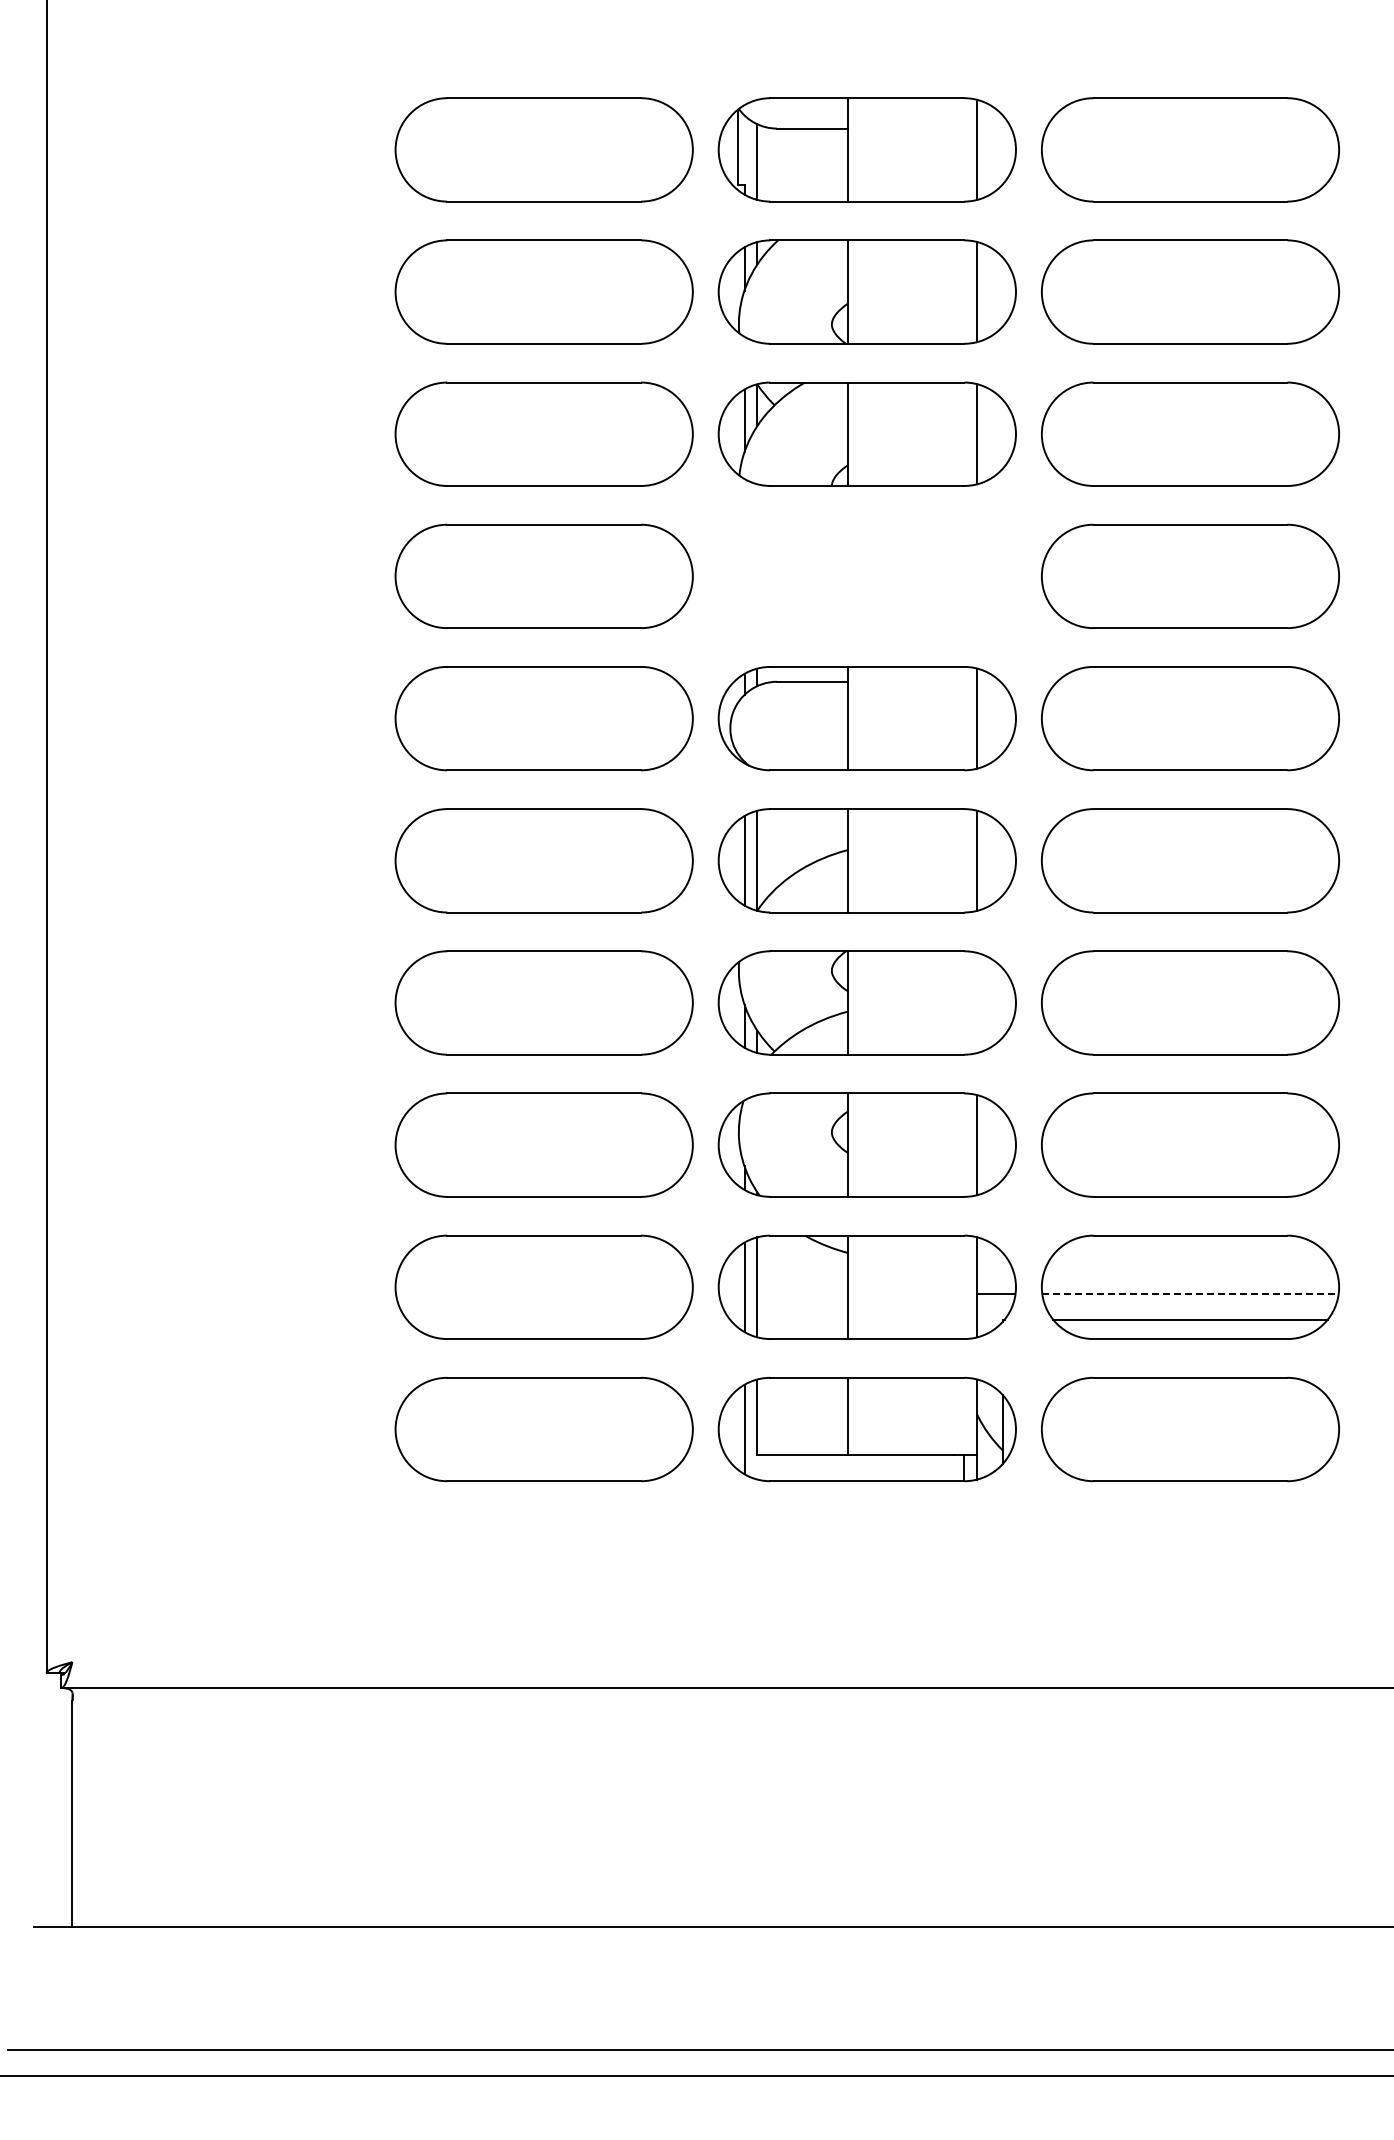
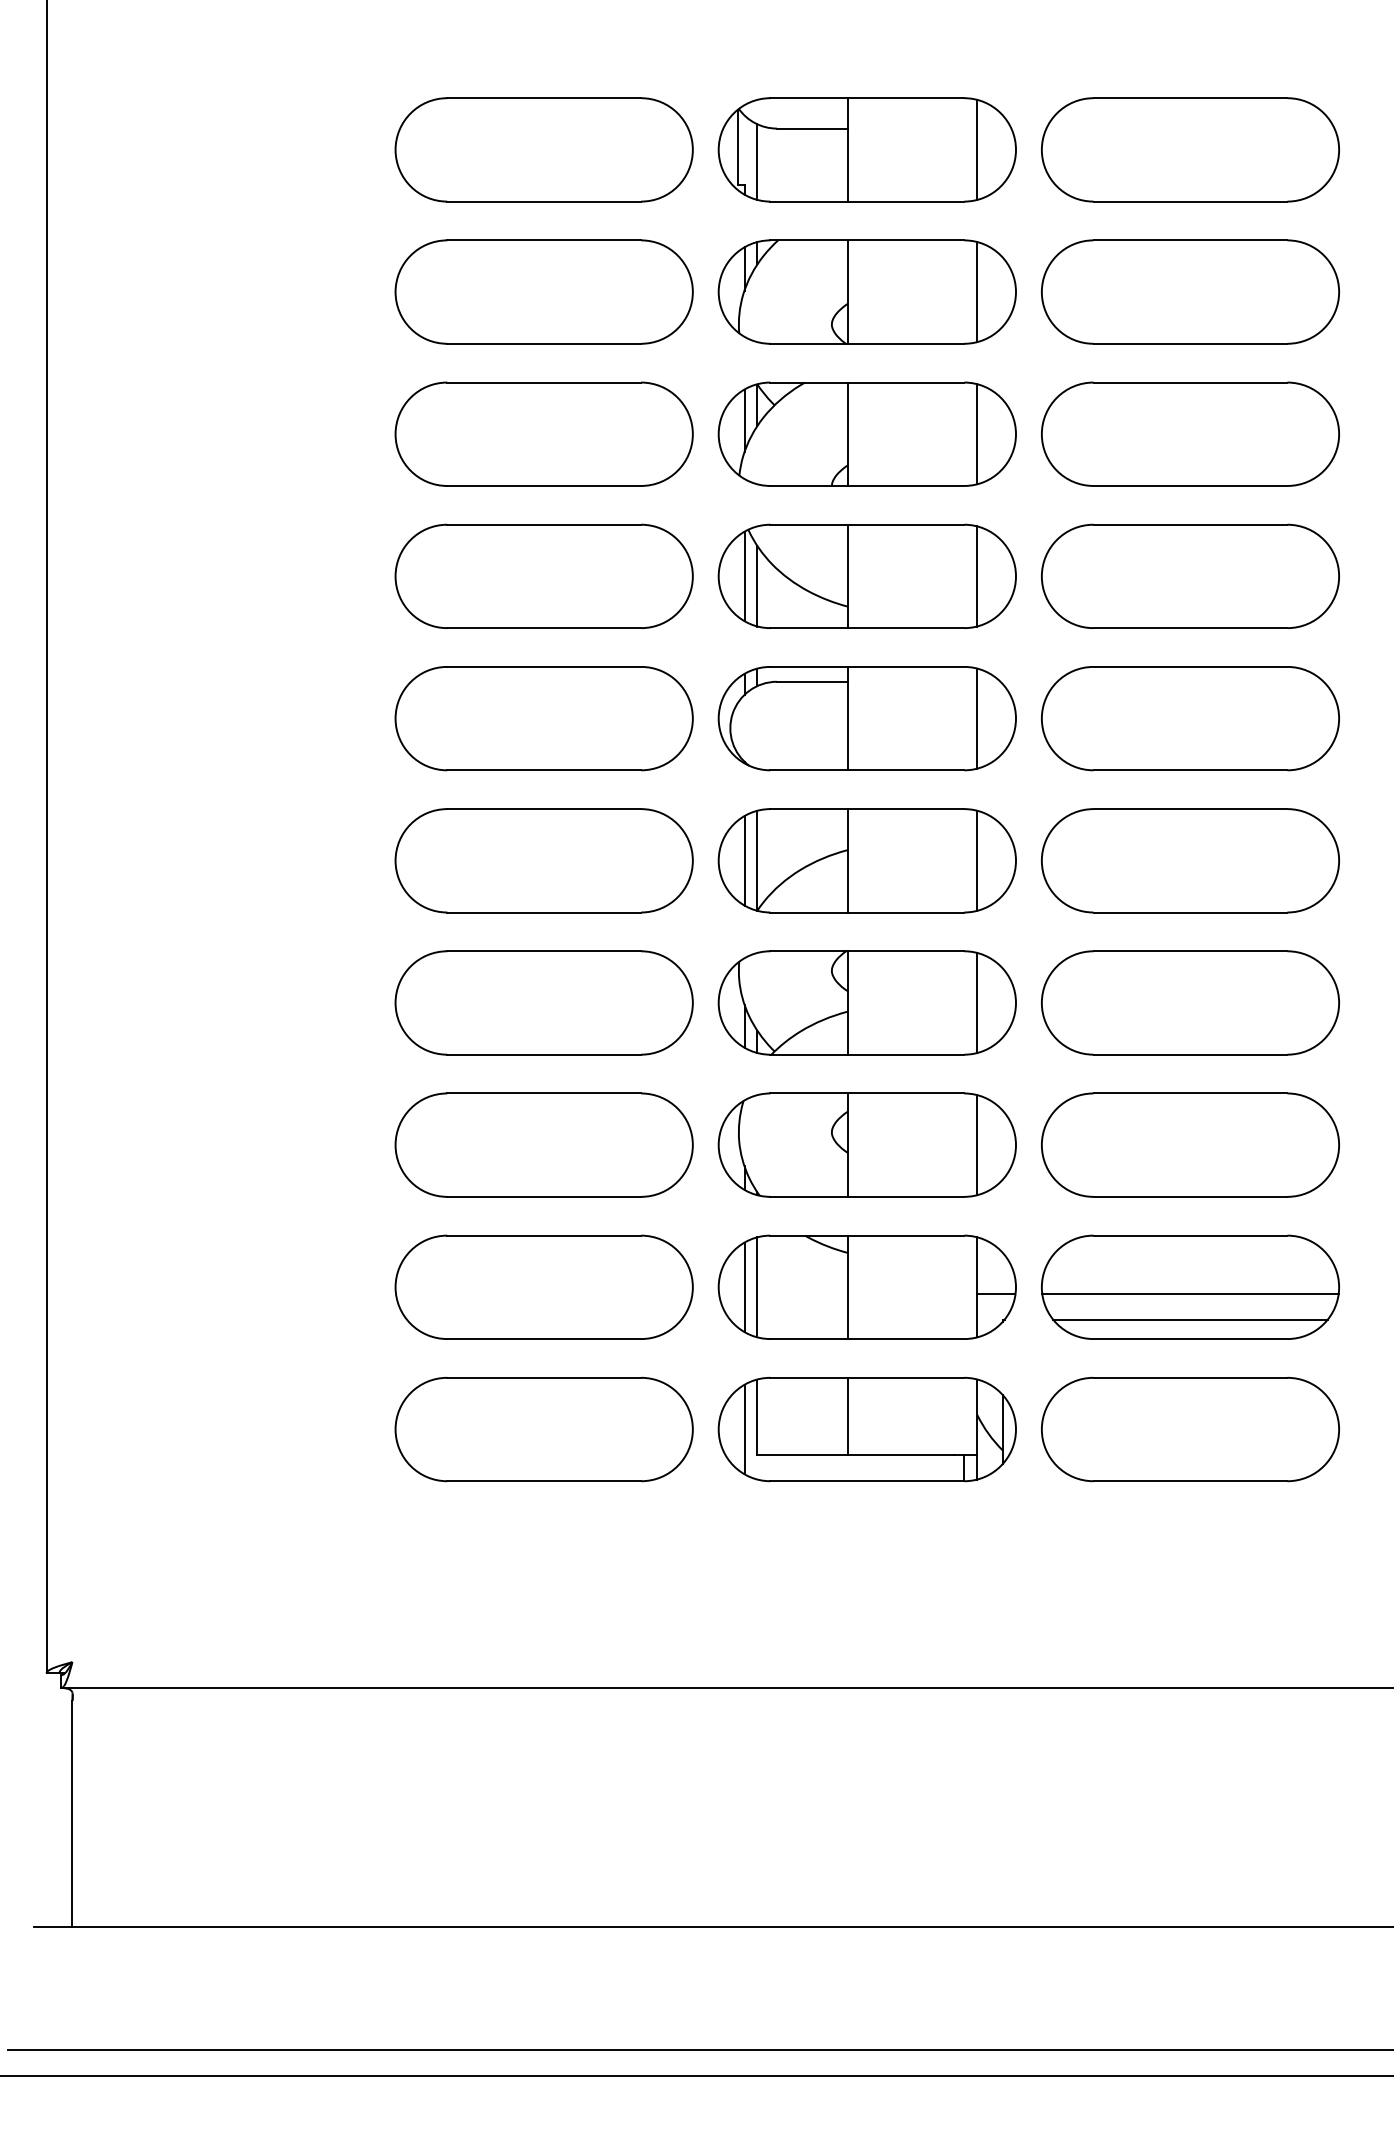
part: none -> present (866, 575)
line: none -> present (977, 1002)
line: dashed -> solid (1190, 1293)
